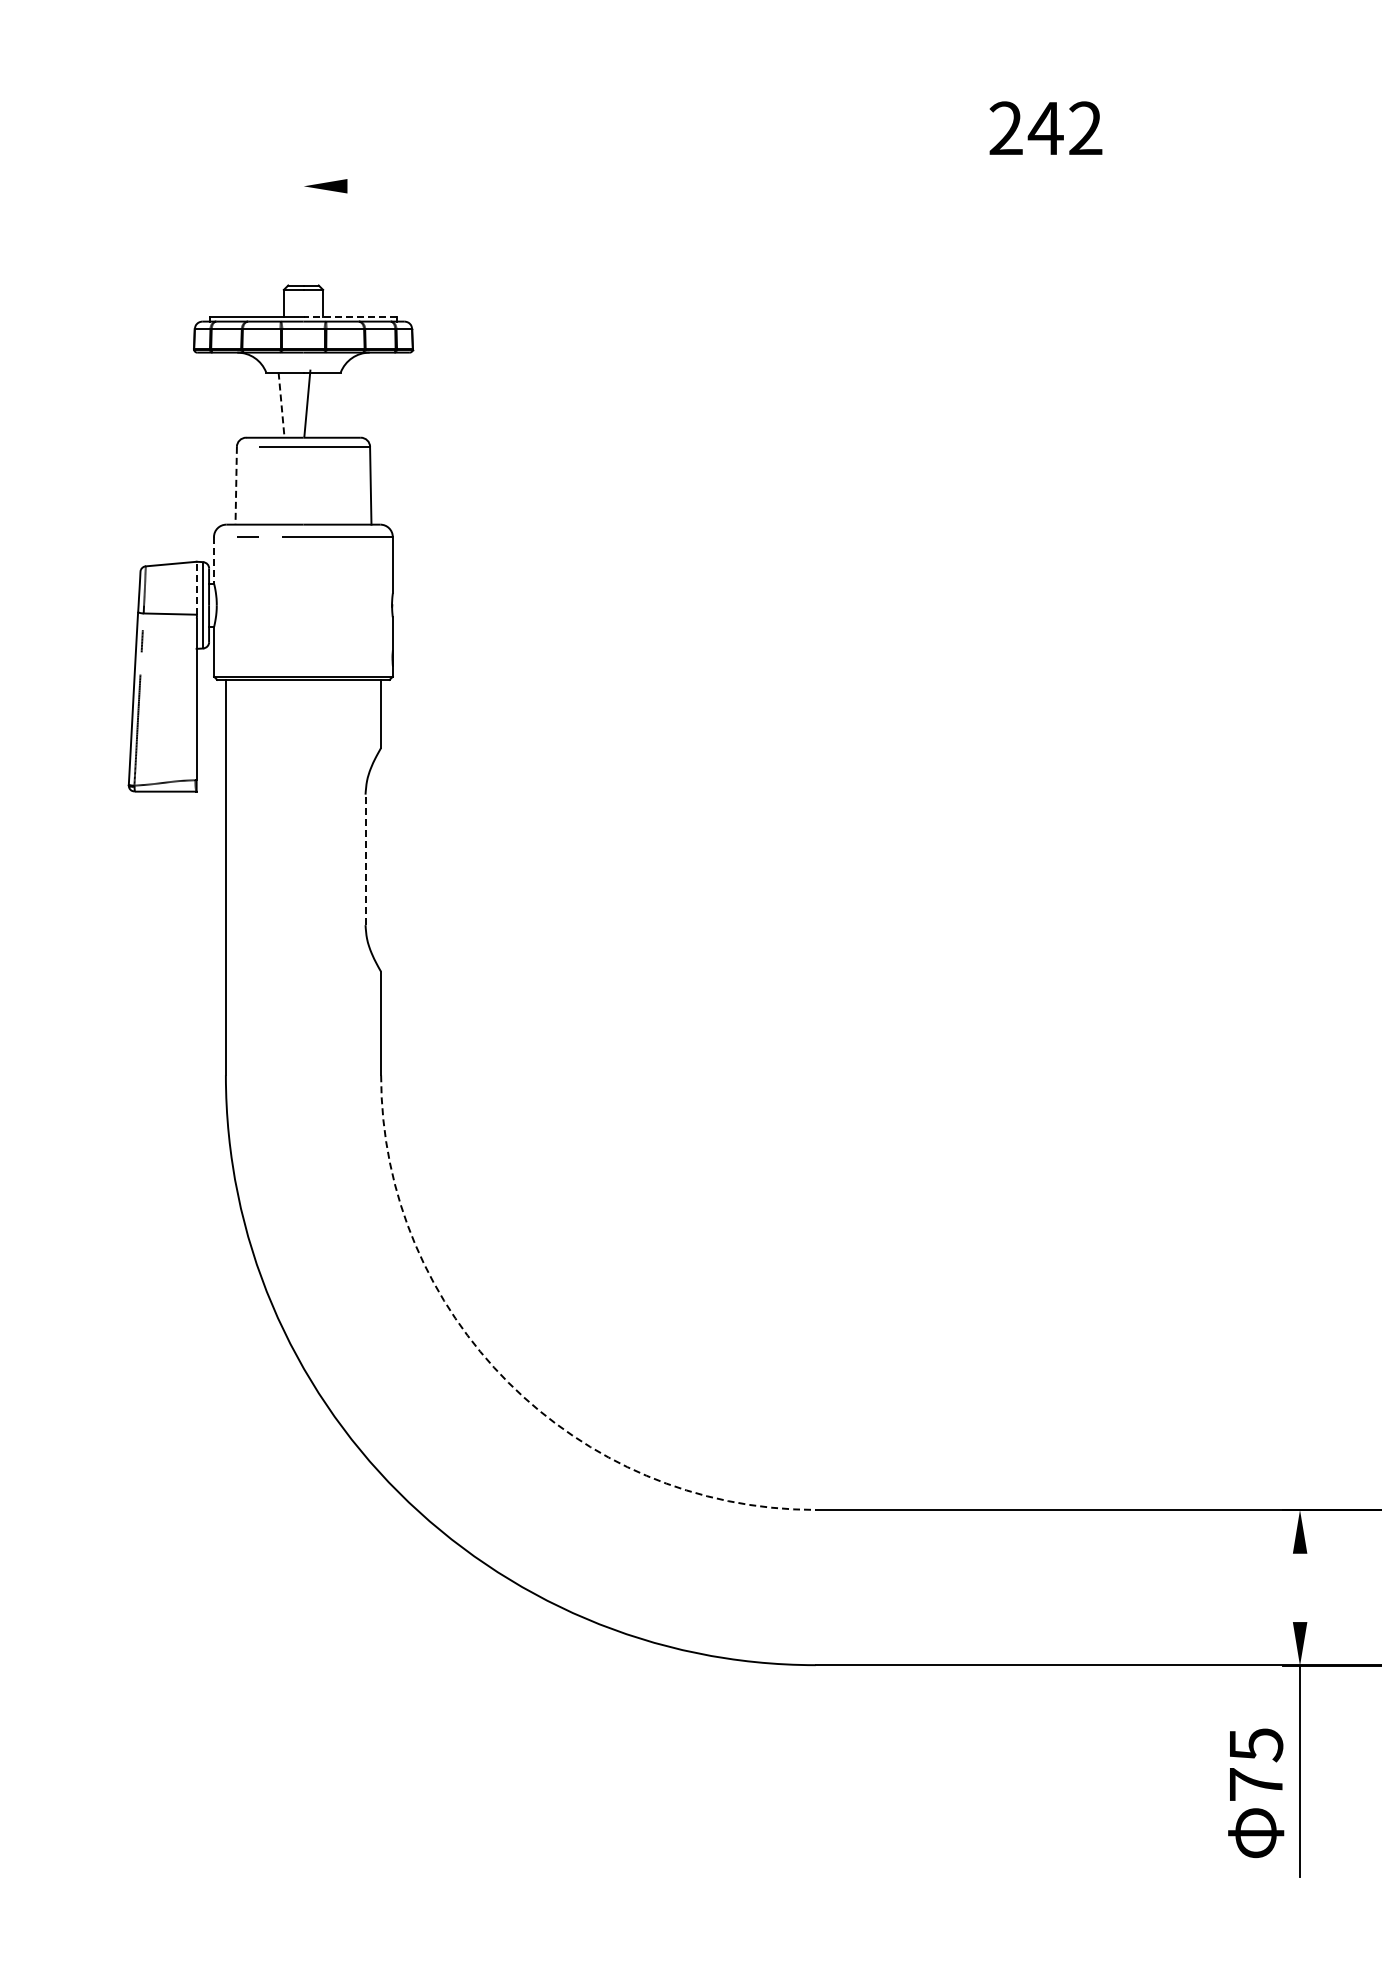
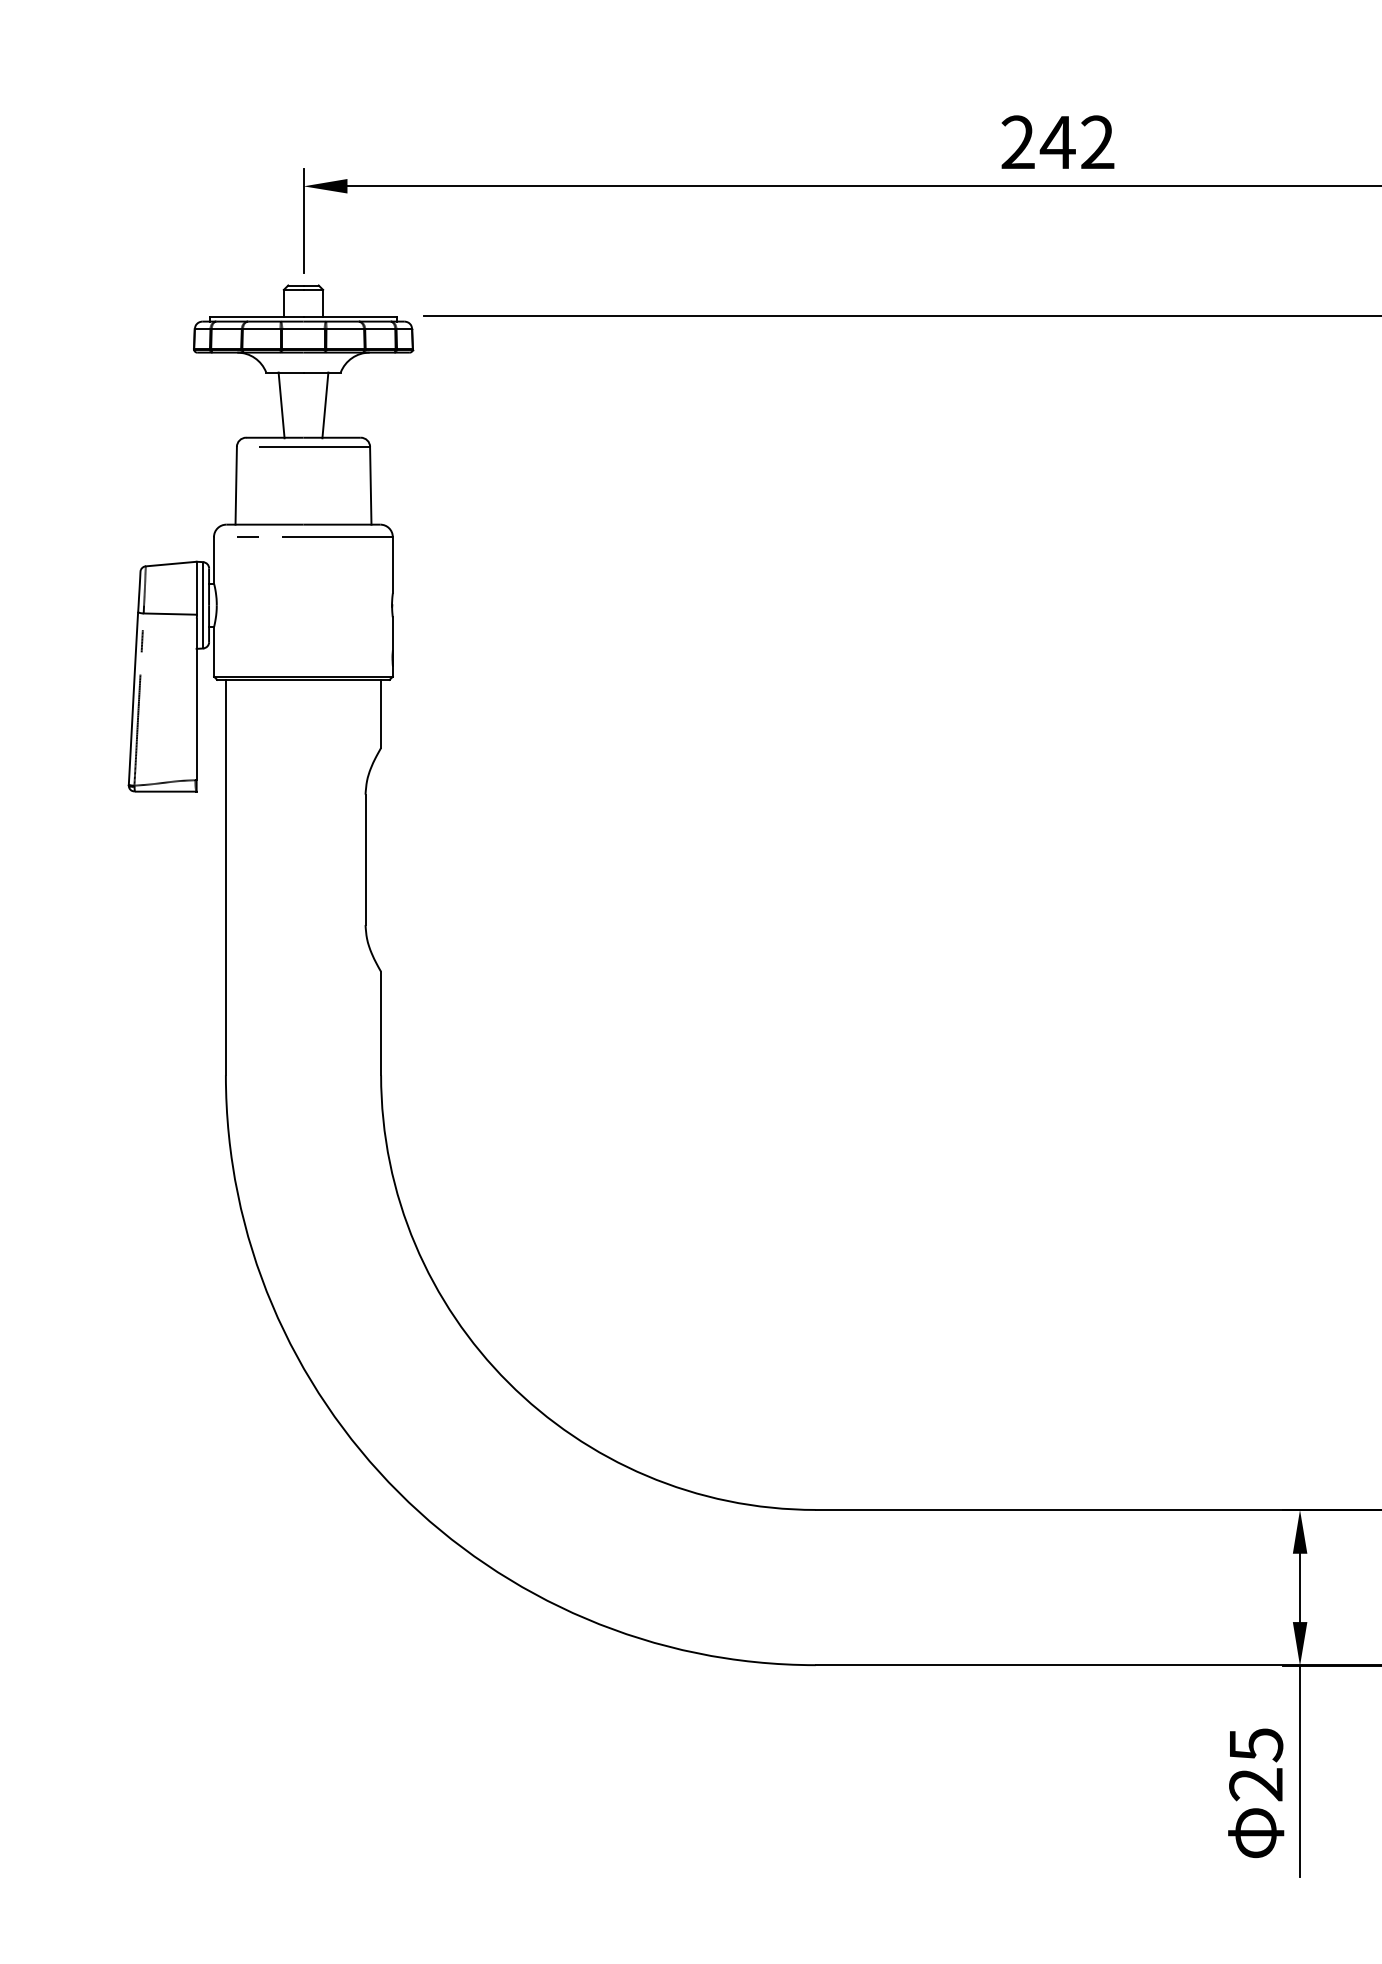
text position: (1045, 127) -> (1057, 141) (1057, 141)
line: none -> present (862, 186)
line: none -> present (303, 220)
line: dashed -> solid (350, 316)
line: none -> present (900, 316)
line position: (307, 403) -> (325, 405) (325, 405)
line: dashed -> solid (281, 405)
line: dashed -> solid (236, 485)
line: dashed -> solid (214, 560)
line: dashed -> solid (196, 587)
line: dashed -> solid (365, 859)
arc: dashed -> solid (508, 1382)
line: none -> present (1300, 1587)
text: 75 -> 25 (1255, 1784)
